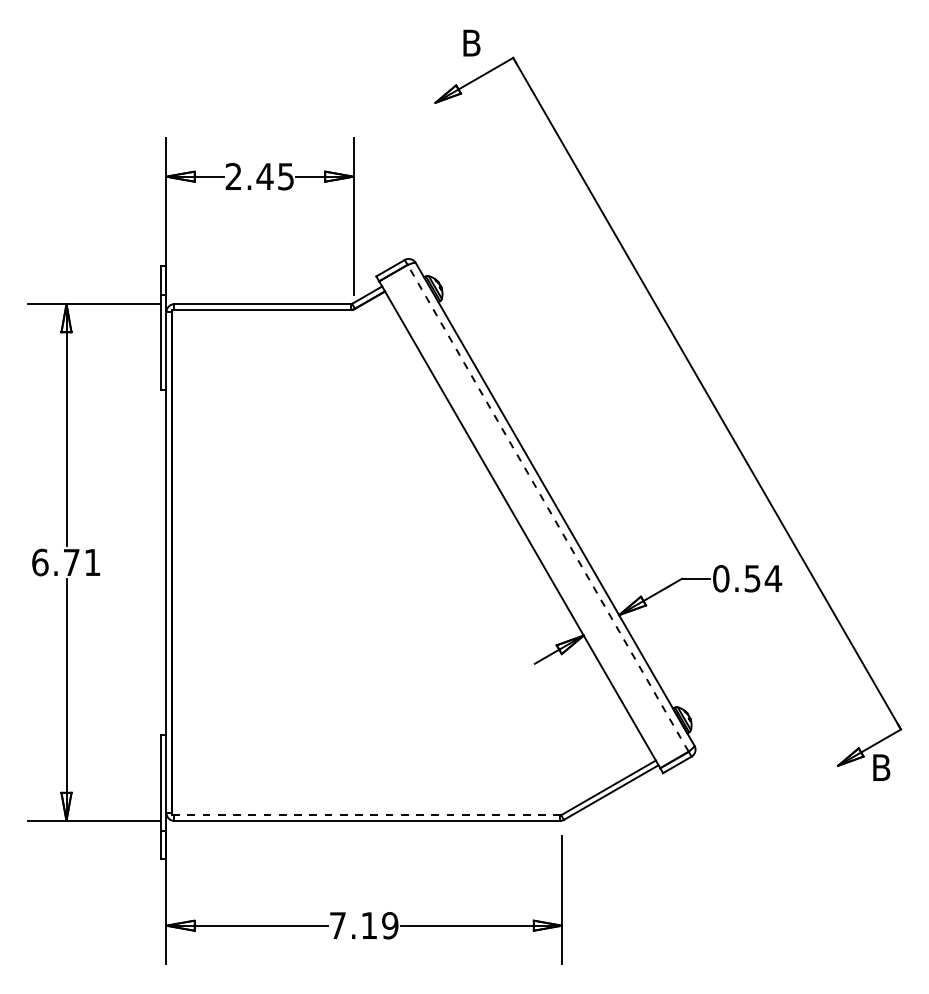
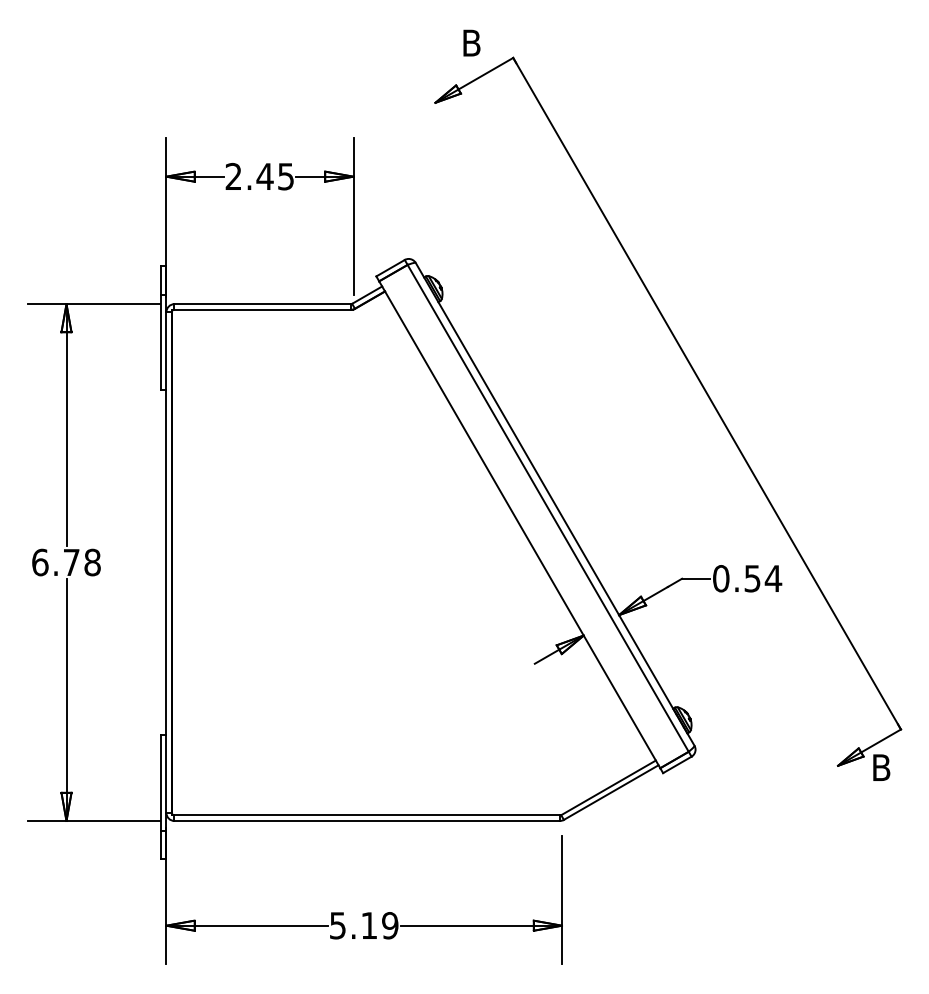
line: dashed -> solid (547, 507)
text: 6.71 -> 6.78 (92, 562)
line: dashed -> solid (366, 815)
text: 7.19 -> 5.19 (337, 925)
